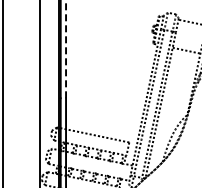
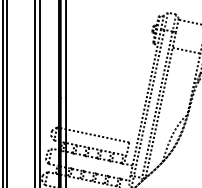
line: dashed -> solid (66, 49)
line: none -> present (7, 93)
line: none -> present (35, 93)
